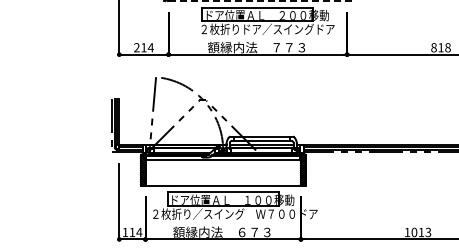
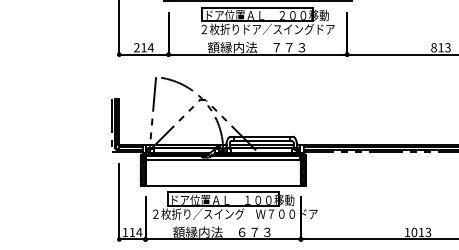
line: dashed -> solid (257, 1)
text: 818 -> 813 (447, 47)
